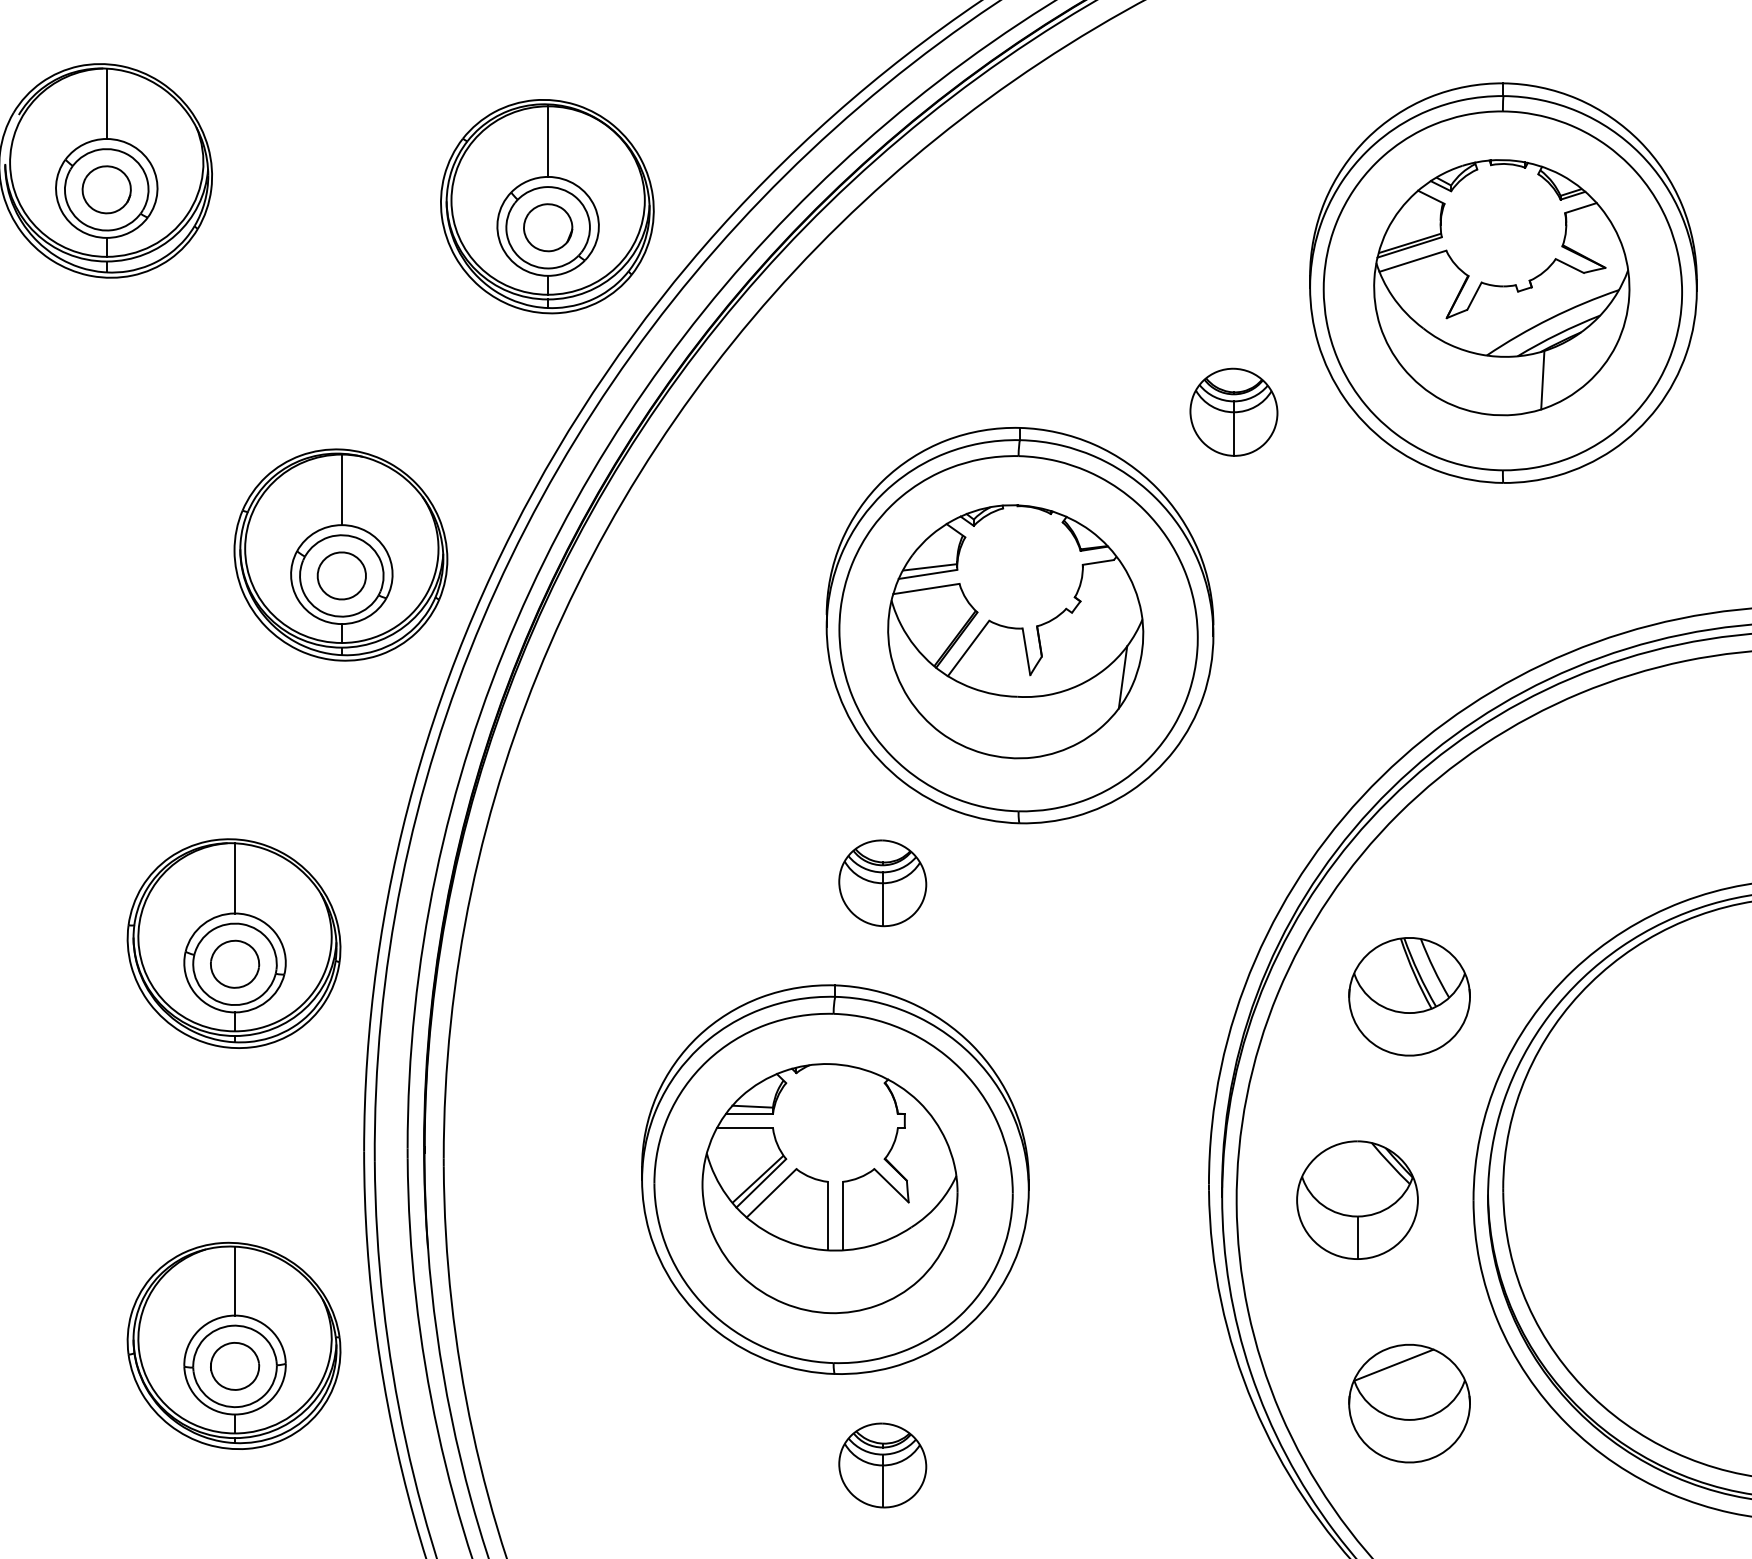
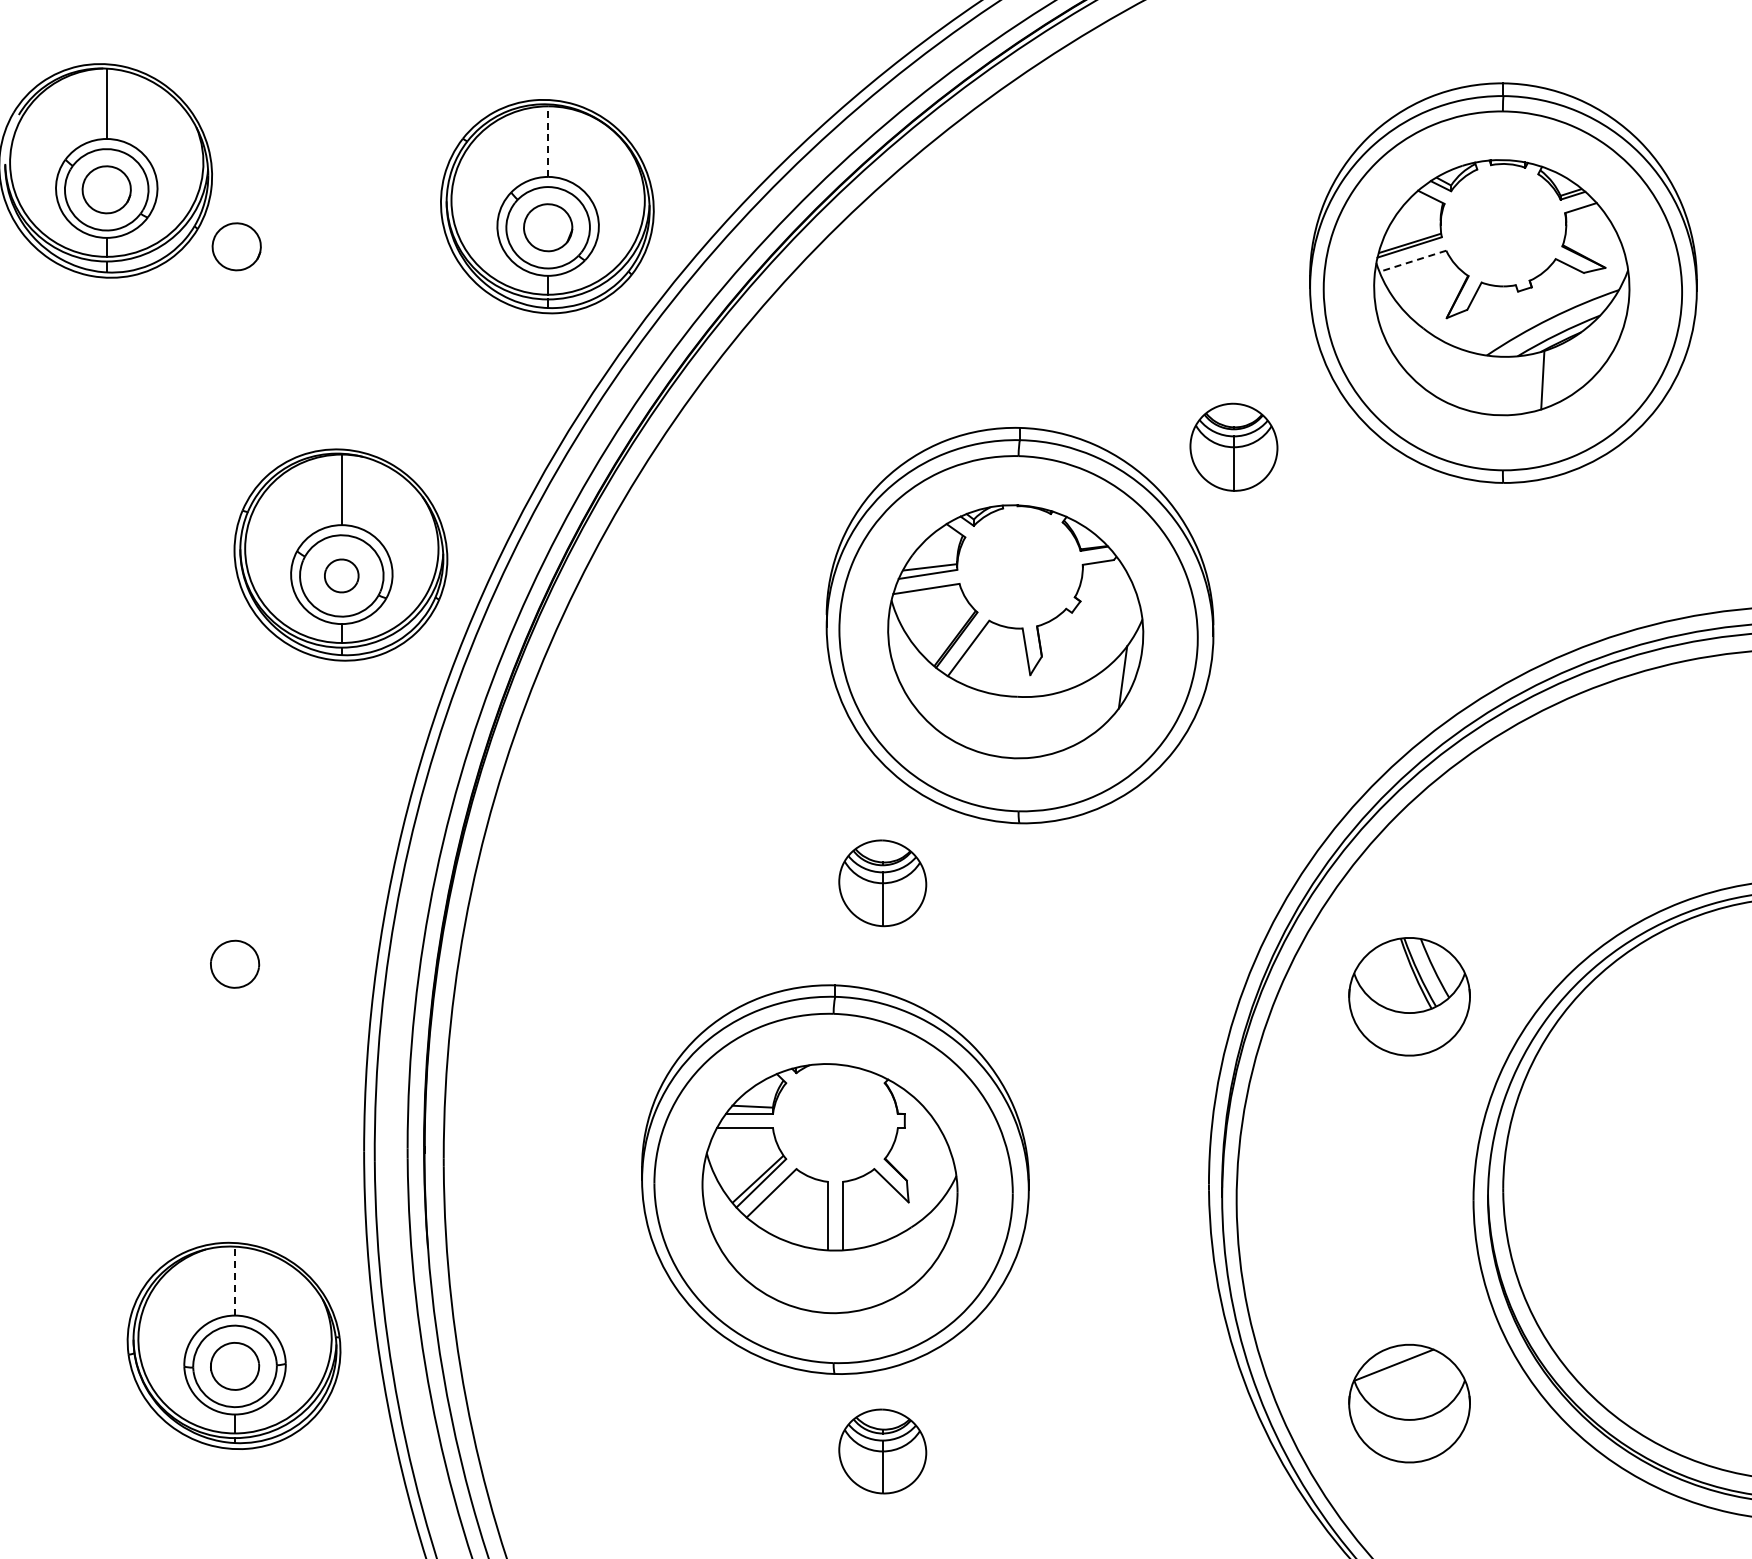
line: solid -> dashed (548, 141)
part: none -> present (236, 246)
line: solid -> dashed (1412, 261)
part position: (1233, 411) -> (1233, 446) (1233, 446)
part size: 51x50 px -> 36x36 px (341, 575)
part: present -> none (233, 943)
part: present -> none (1357, 1199)
line: solid -> dashed (235, 1280)
part position: (882, 1465) -> (882, 1451) (882, 1451)
